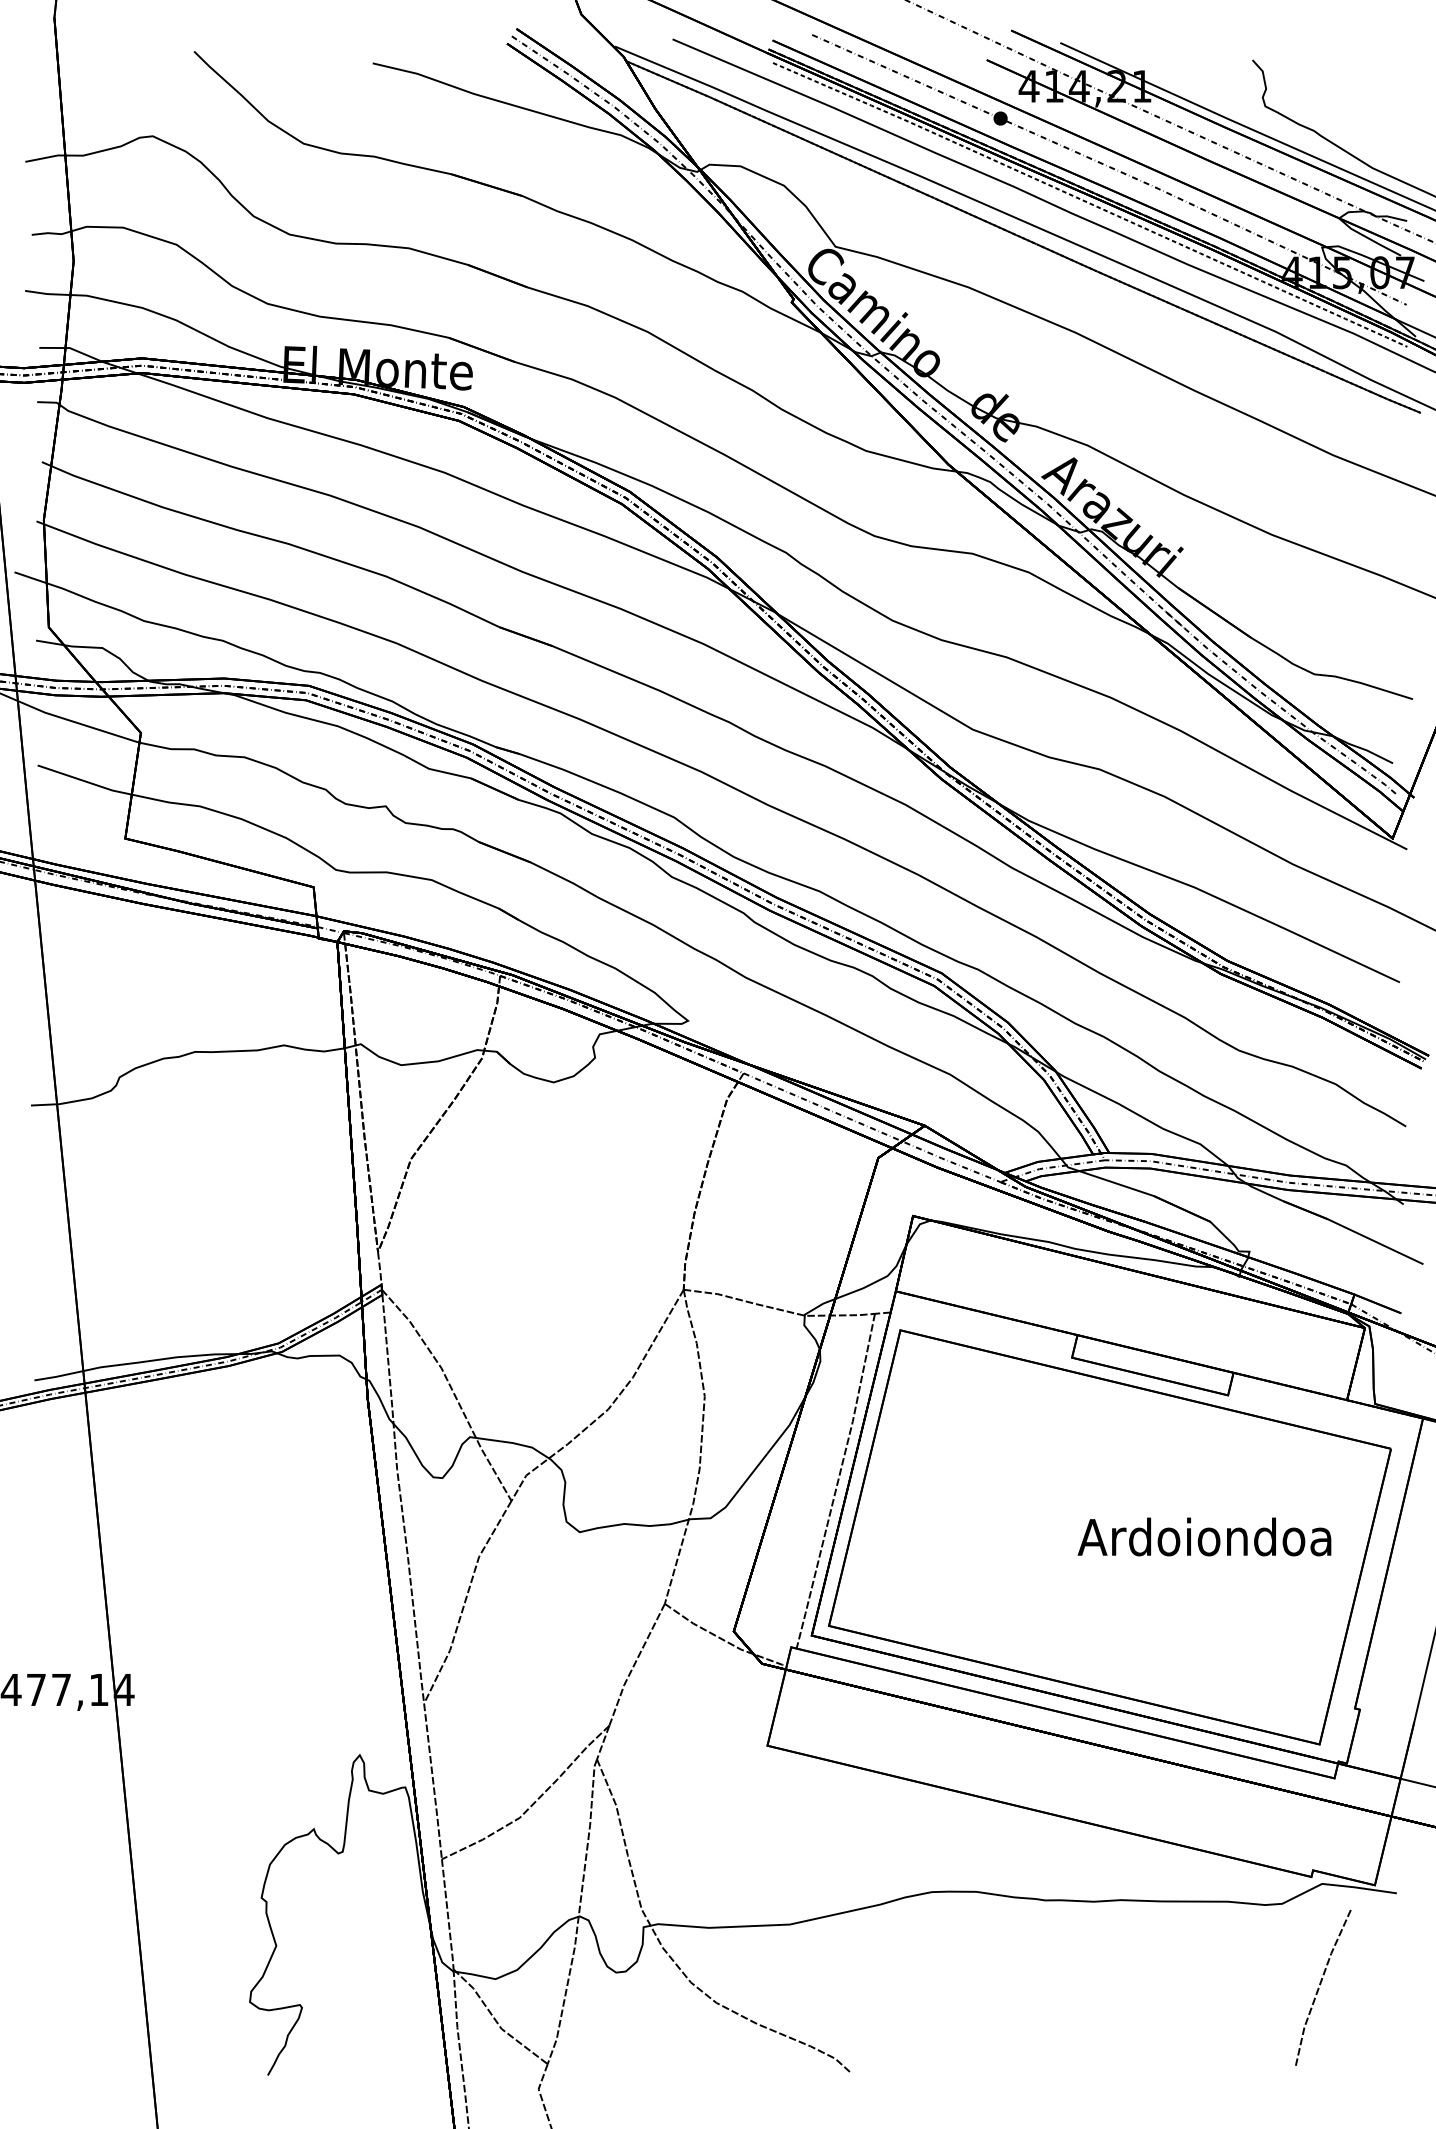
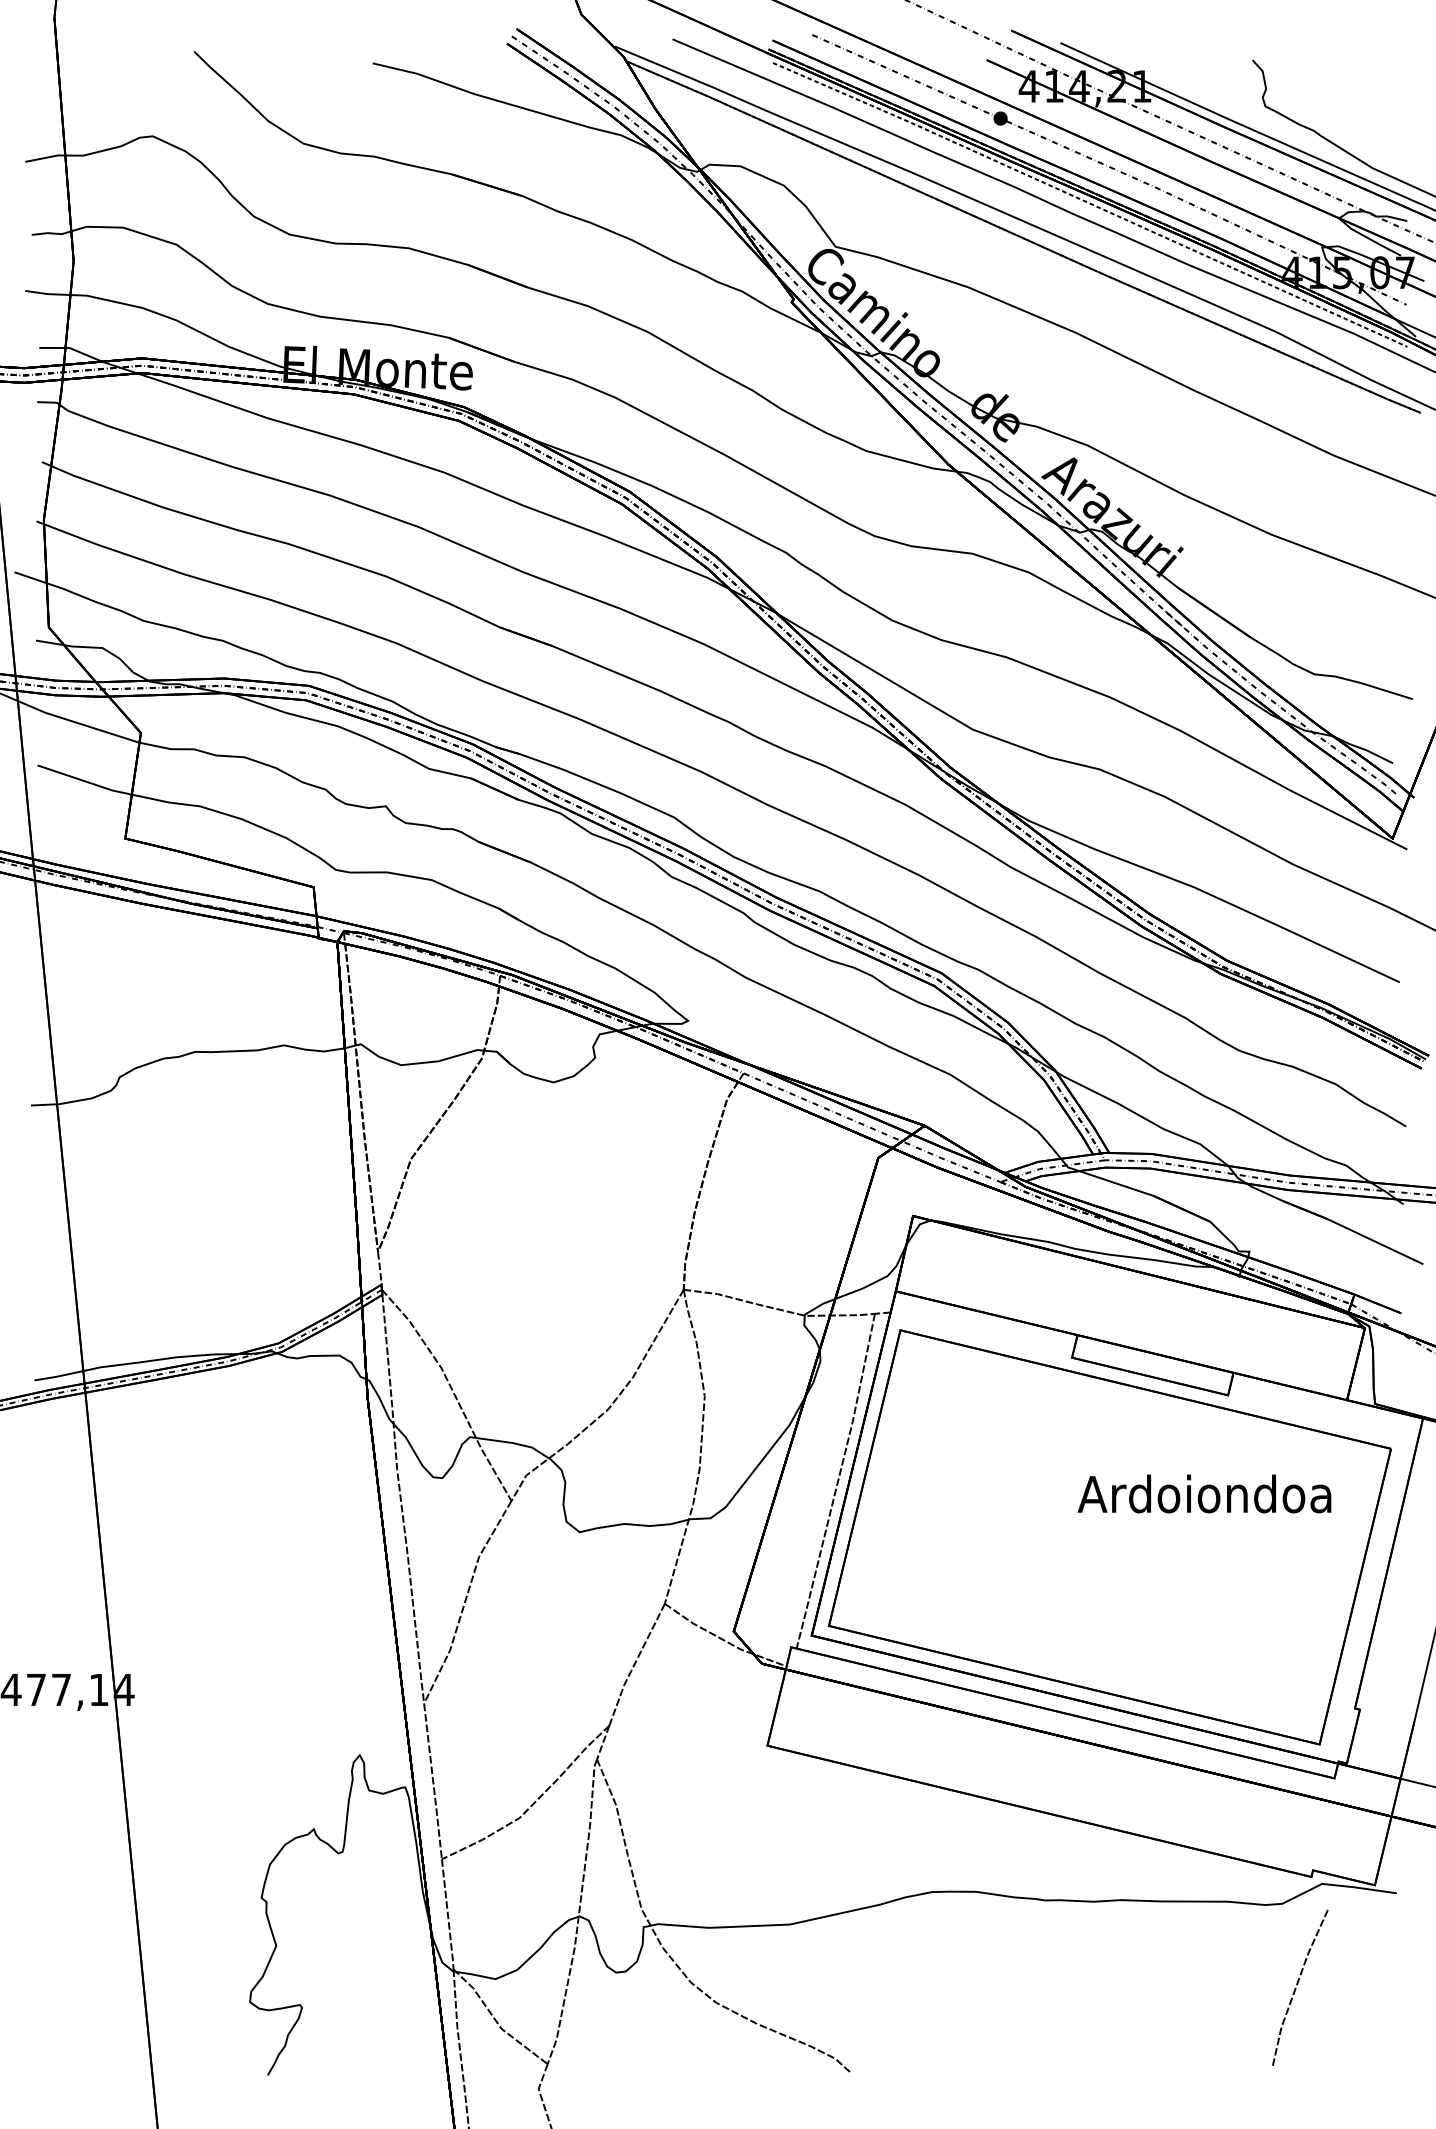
text position: (1204, 1536) -> (1204, 1493) (1204, 1493)
line position: (1320, 1985) -> (1297, 1985) (1297, 1985)
